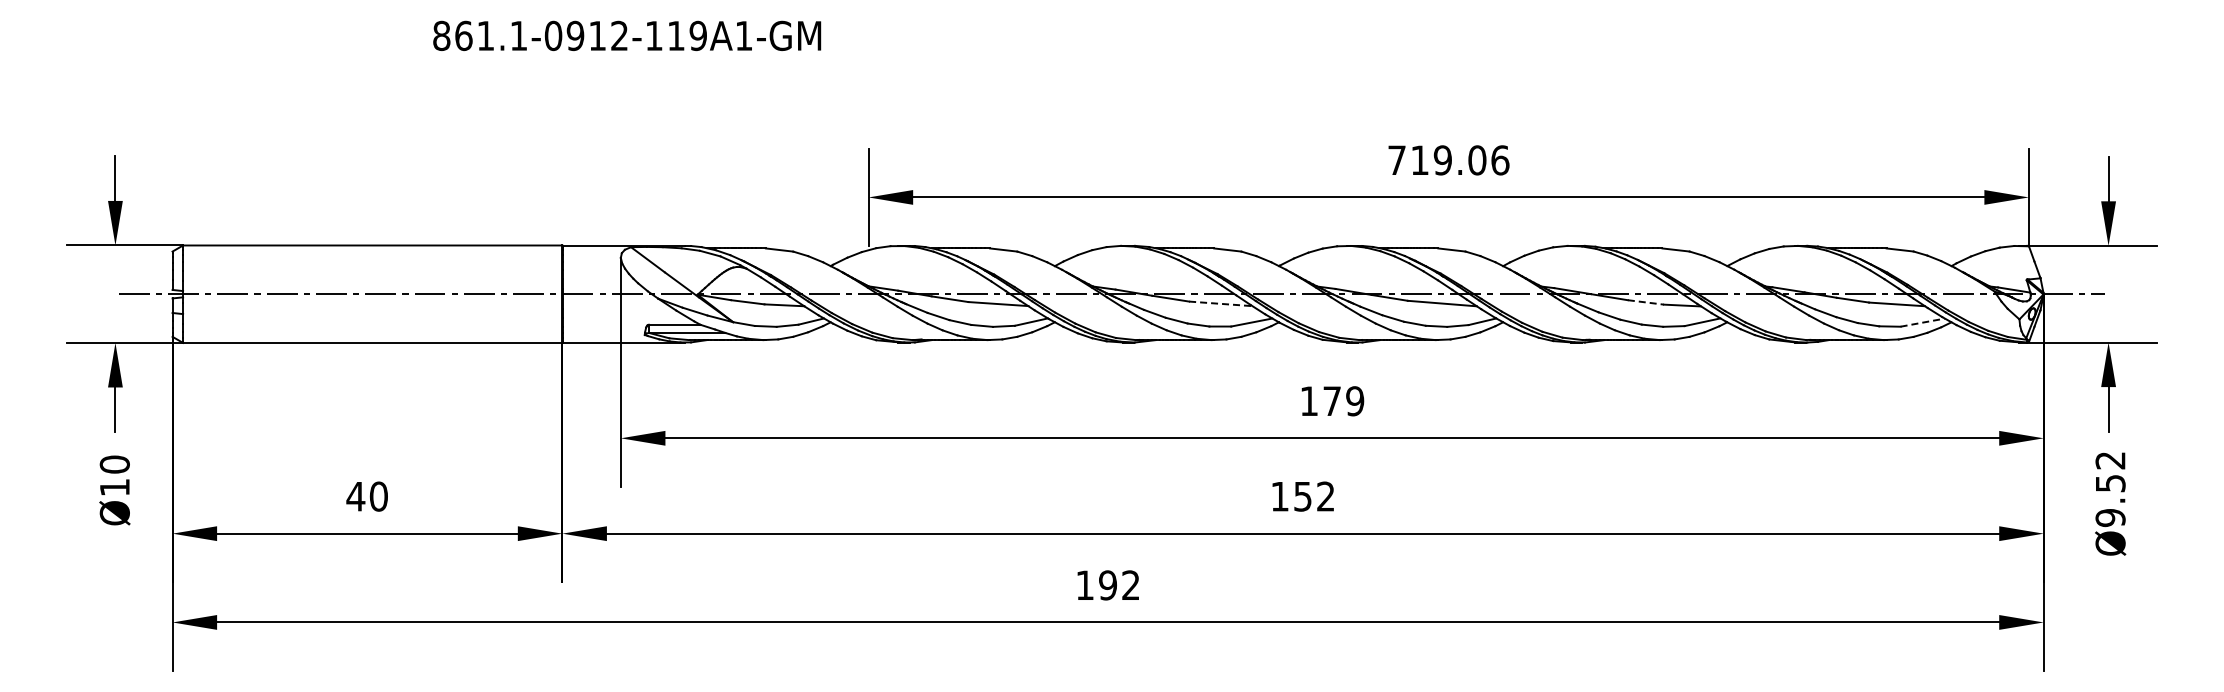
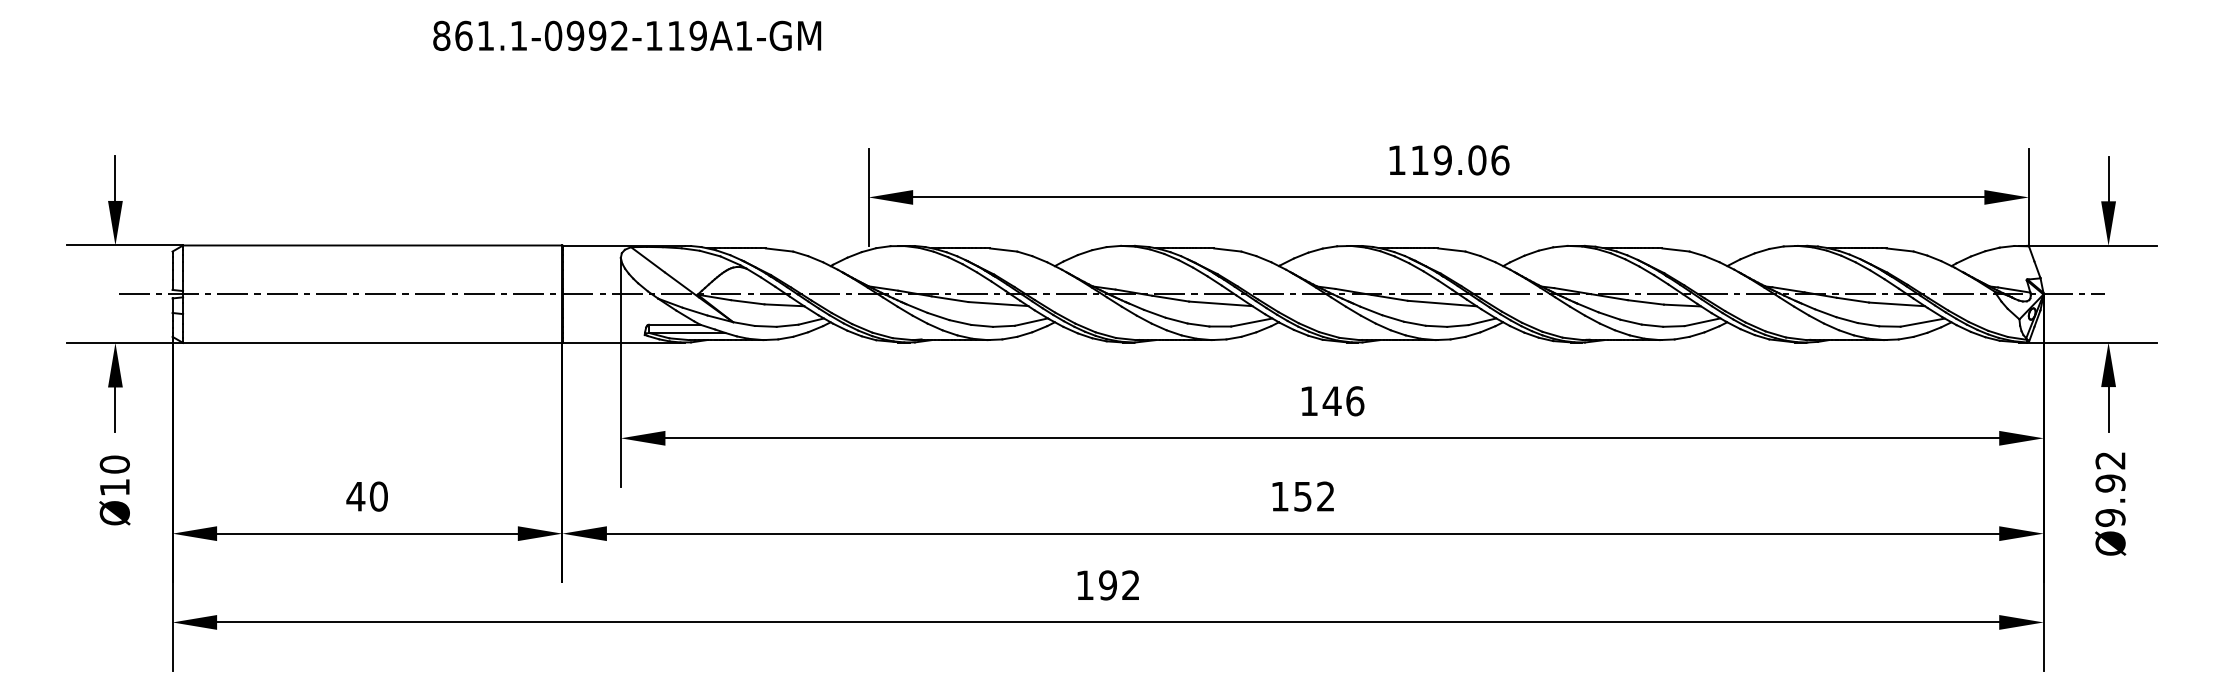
text: 861.1-0912-119A1-GM -> 861.1-0992-119A1-GM (597, 35)
text: 719.06 -> 119.06 (1396, 159)
line: dashed -> solid (1646, 302)
line: dashed -> solid (1220, 303)
line: dashed -> solid (1923, 322)
text: 179 -> 146 (1343, 401)
text: Ø9.52 -> Ø9.92 (2110, 483)
